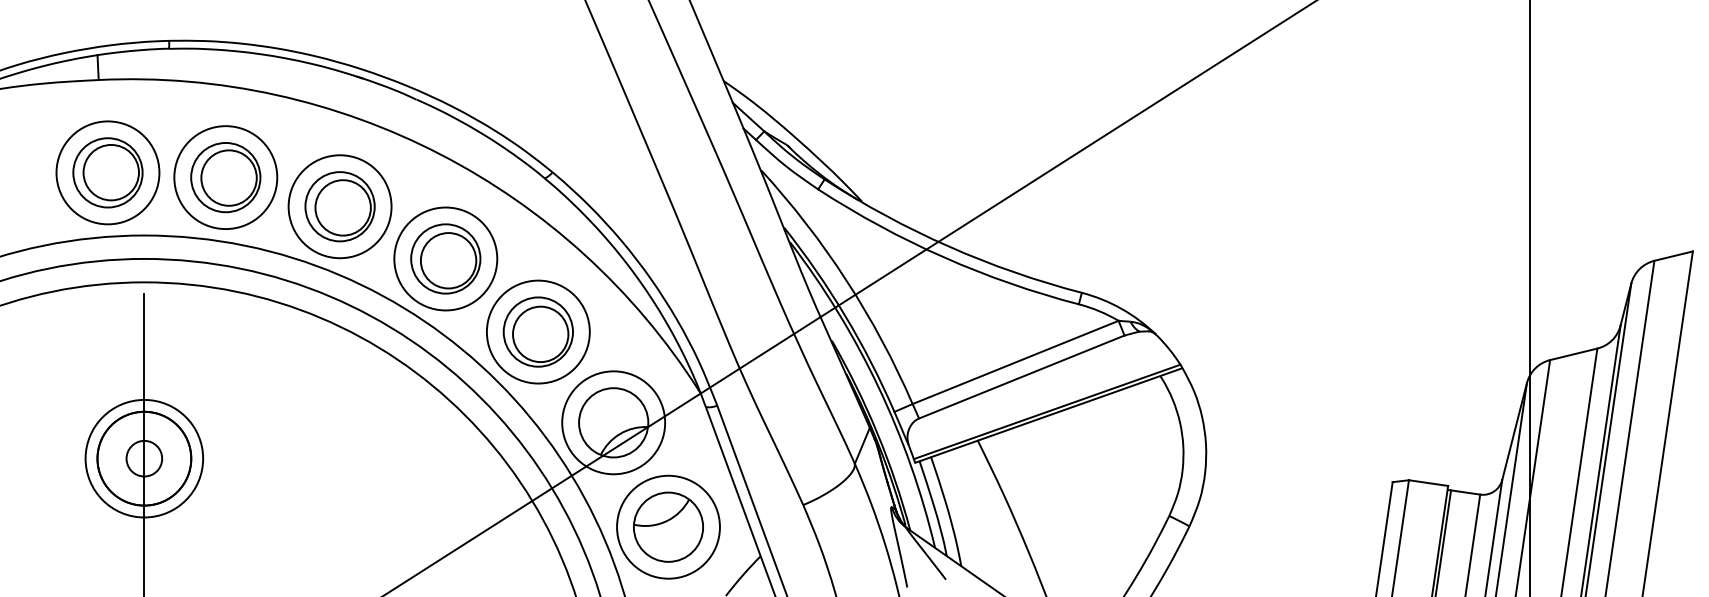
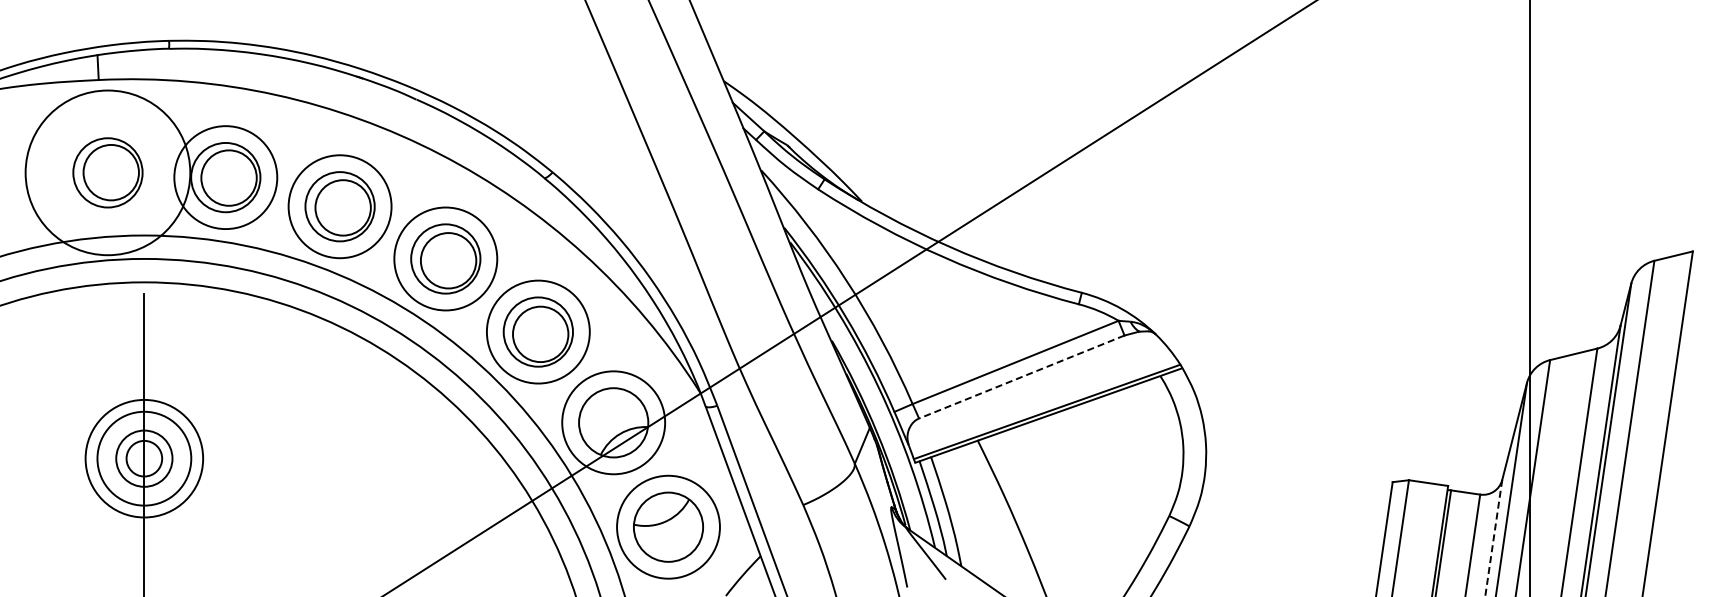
circle diameter: 103 px -> 165 px (107, 172)
line: solid -> dashed (1021, 377)
circle diameter: 94 px -> 56 px (144, 458)
line: solid -> dashed (1493, 538)
